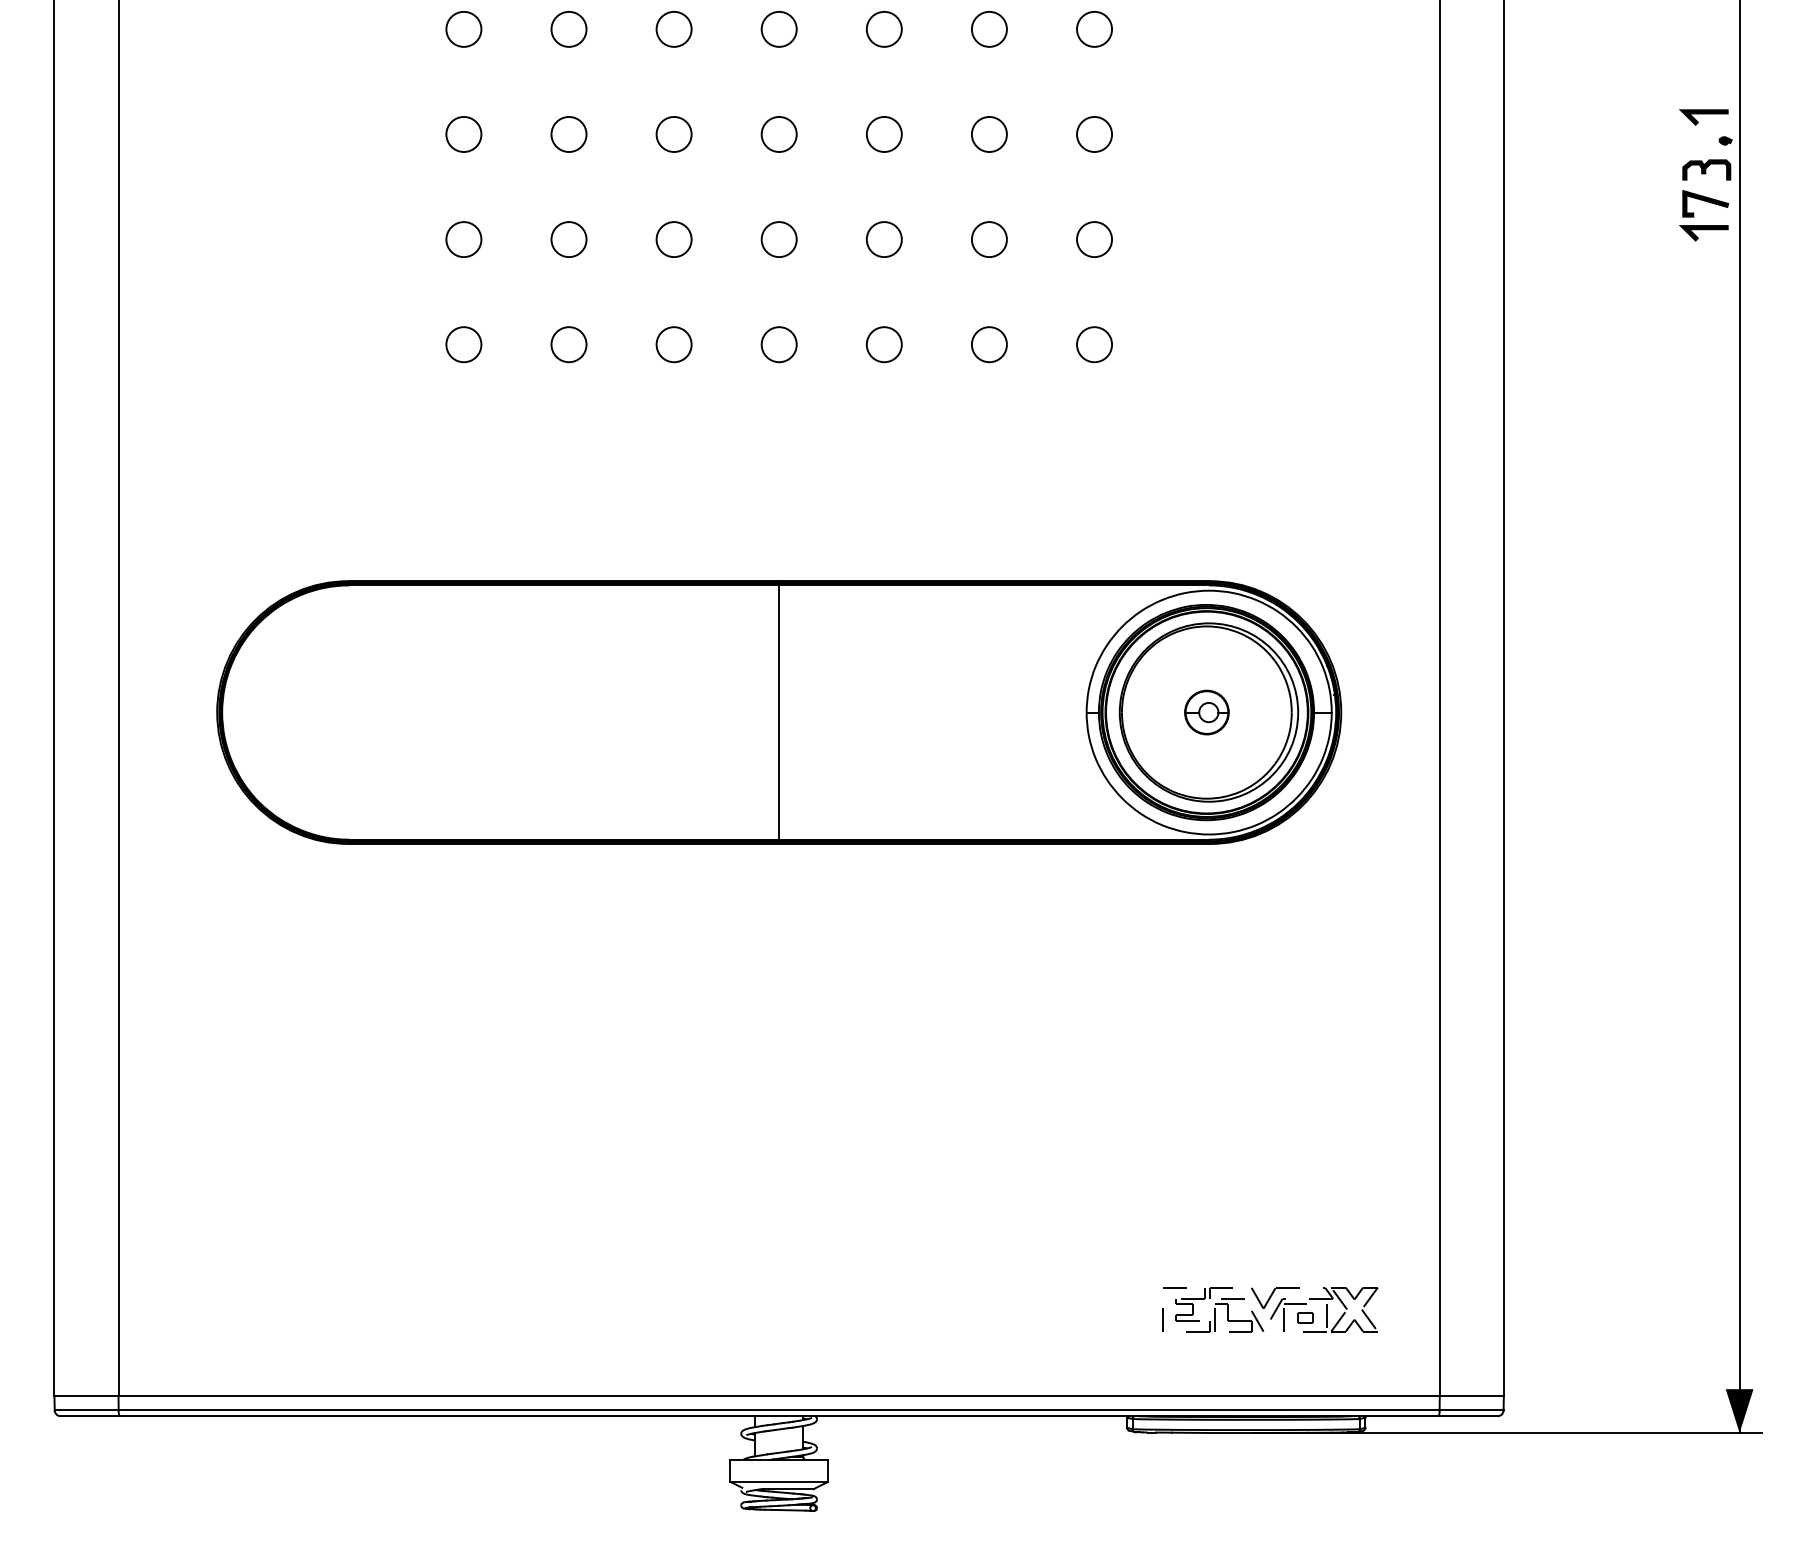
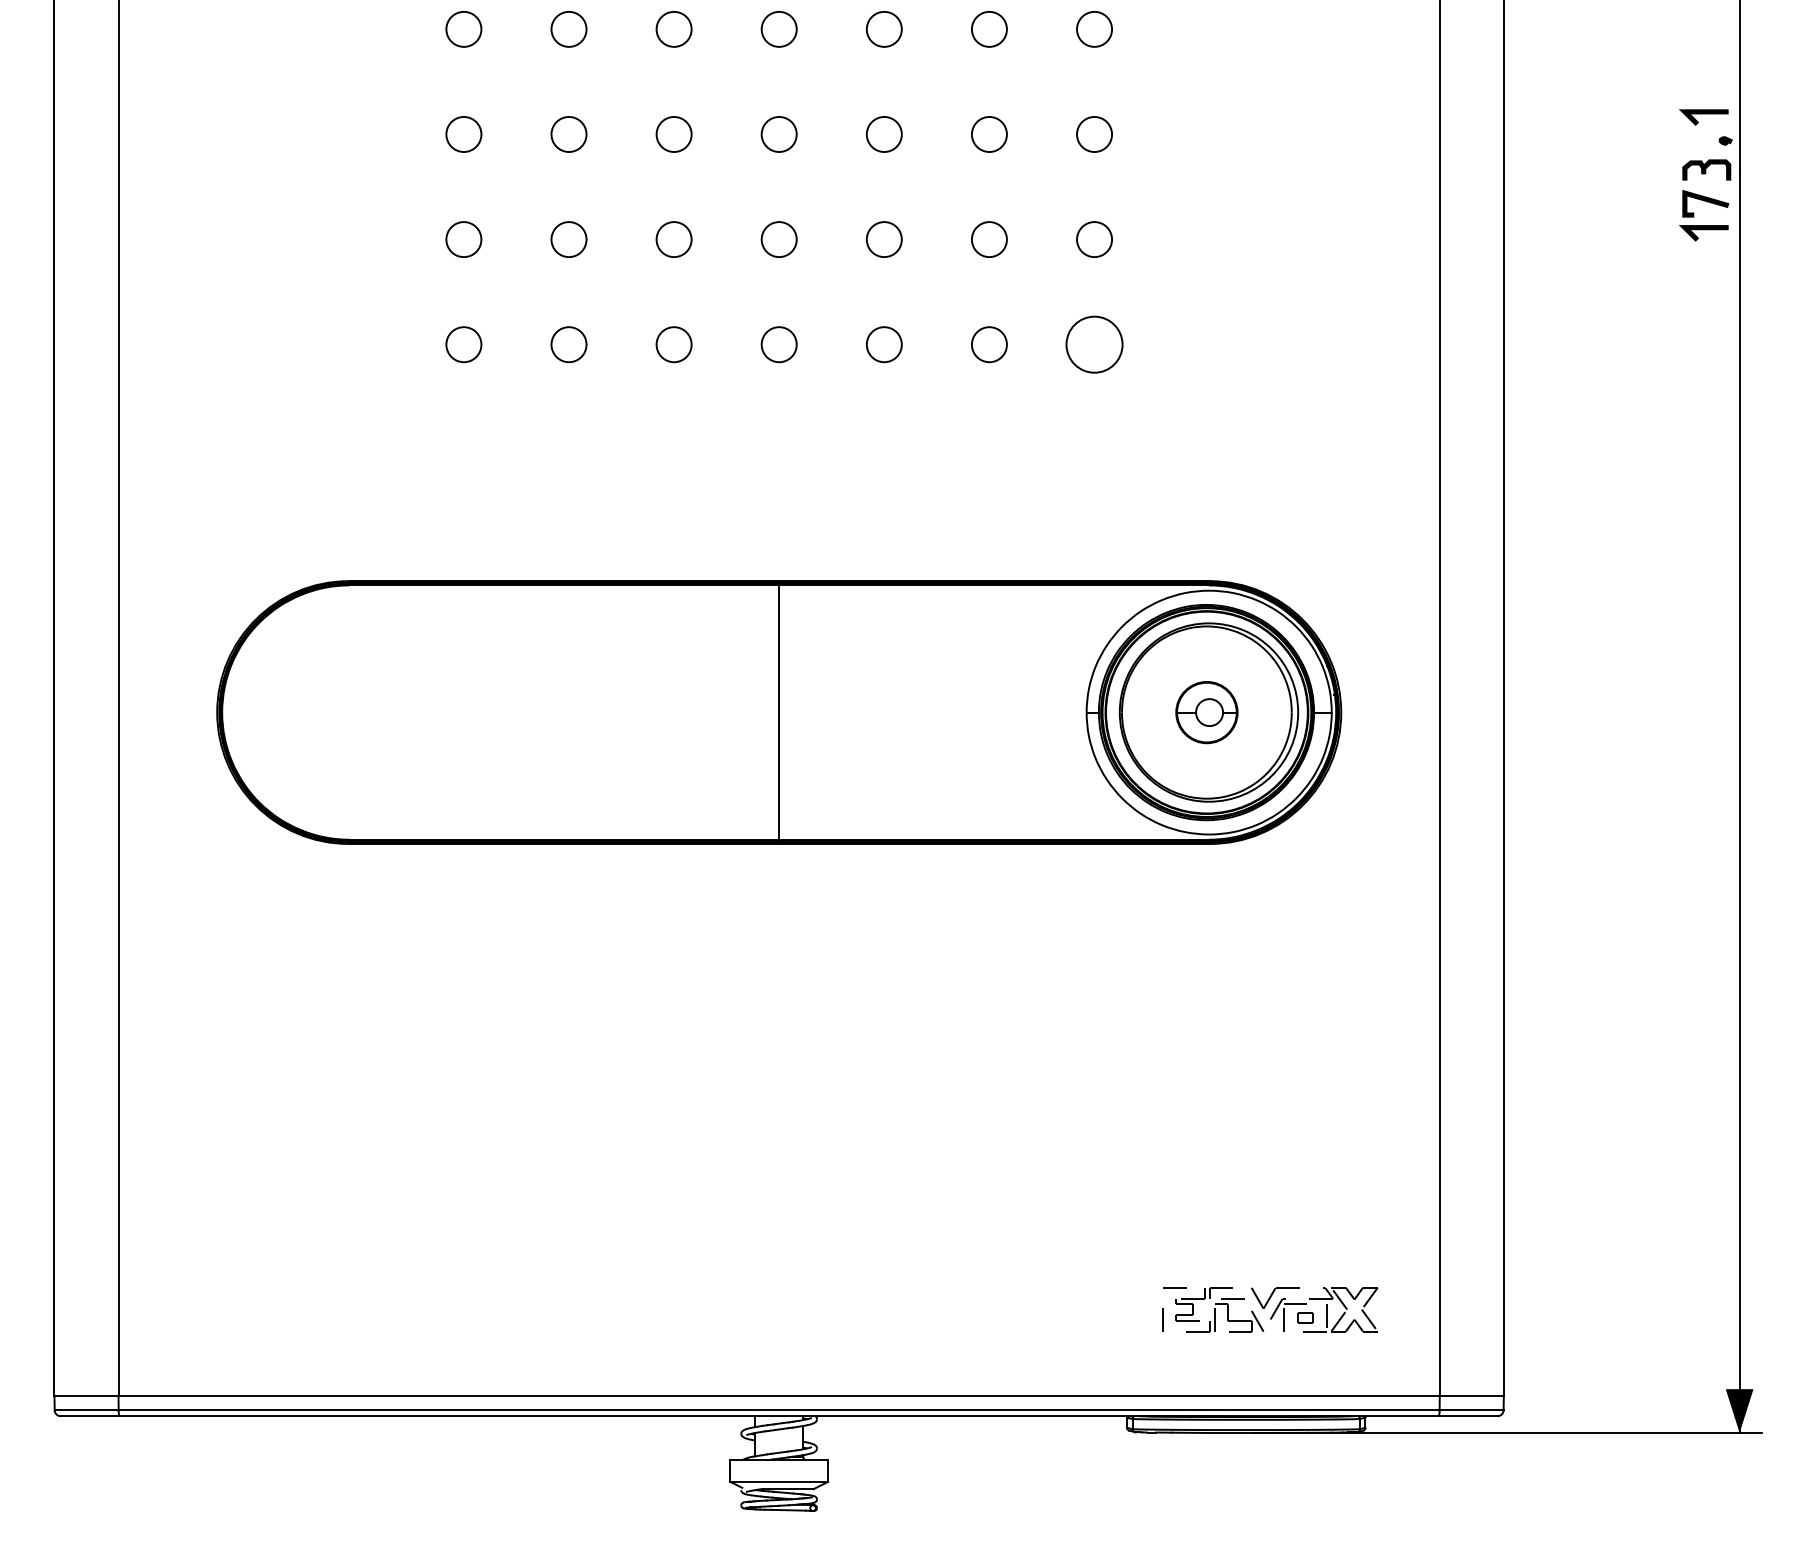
circle diameter: 35 px -> 56 px (1094, 344)
part size: 46x47 px -> 64x64 px (1206, 712)
